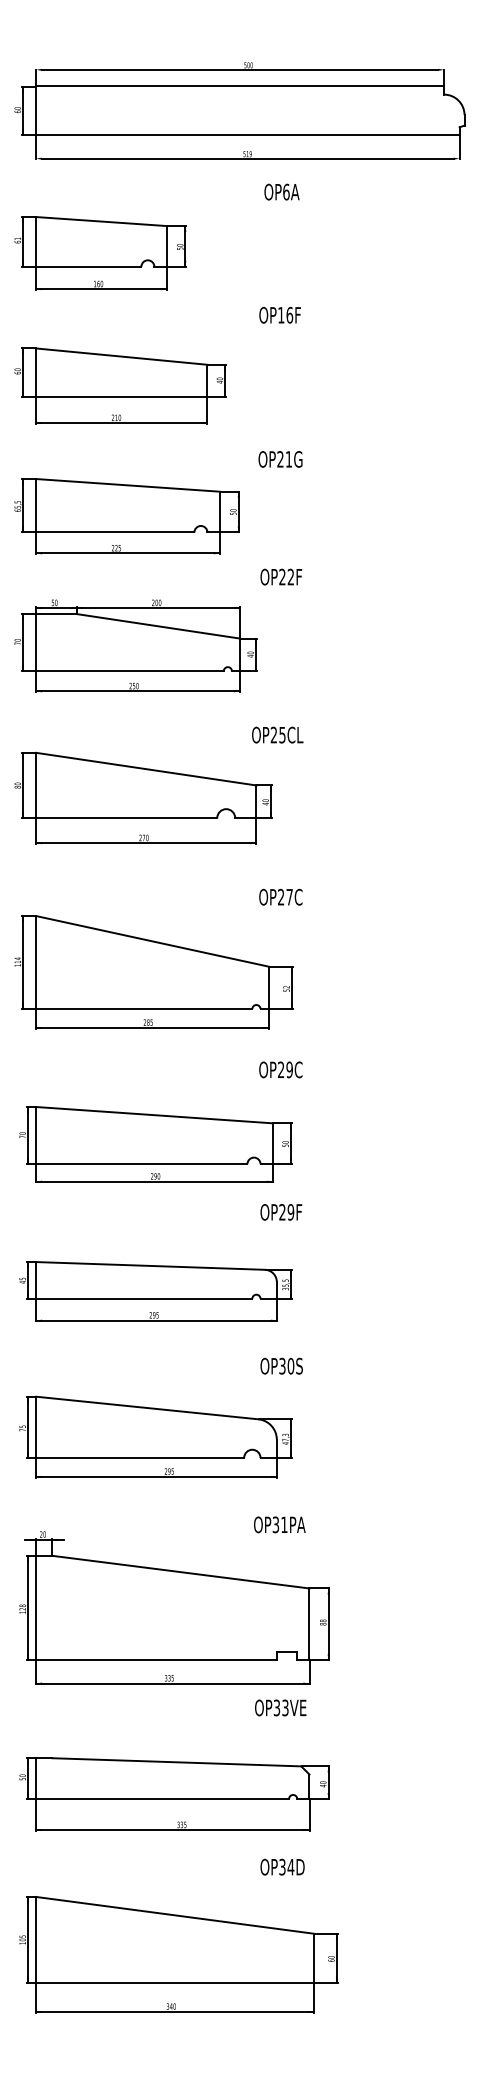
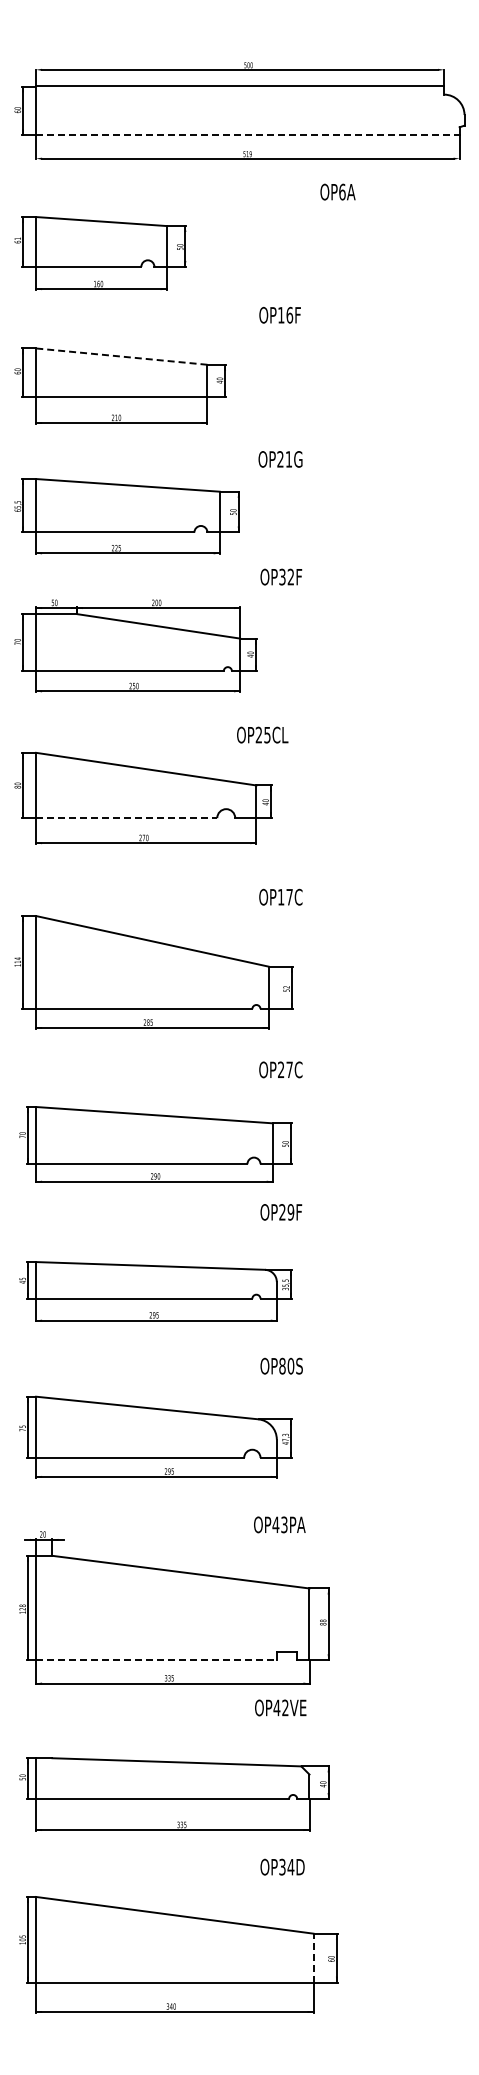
line: solid -> dashed (247, 135)
text position: (281, 191) -> (337, 191) (337, 191)
line: solid -> dashed (121, 356)
text: OP22F -> OP32F (282, 577)
text position: (277, 734) -> (262, 734) (262, 734)
line: solid -> dashed (126, 818)
text: OP27C -> OP17C (281, 896)
text: OP29C -> OP27C (289, 1069)
text: OP30S -> OP80S (282, 1366)
text: OP31PA -> OP43PA (279, 1524)
line: solid -> dashed (156, 1660)
text: OP33VE -> OP42VE (280, 1707)
line: solid -> dashed (313, 1957)
